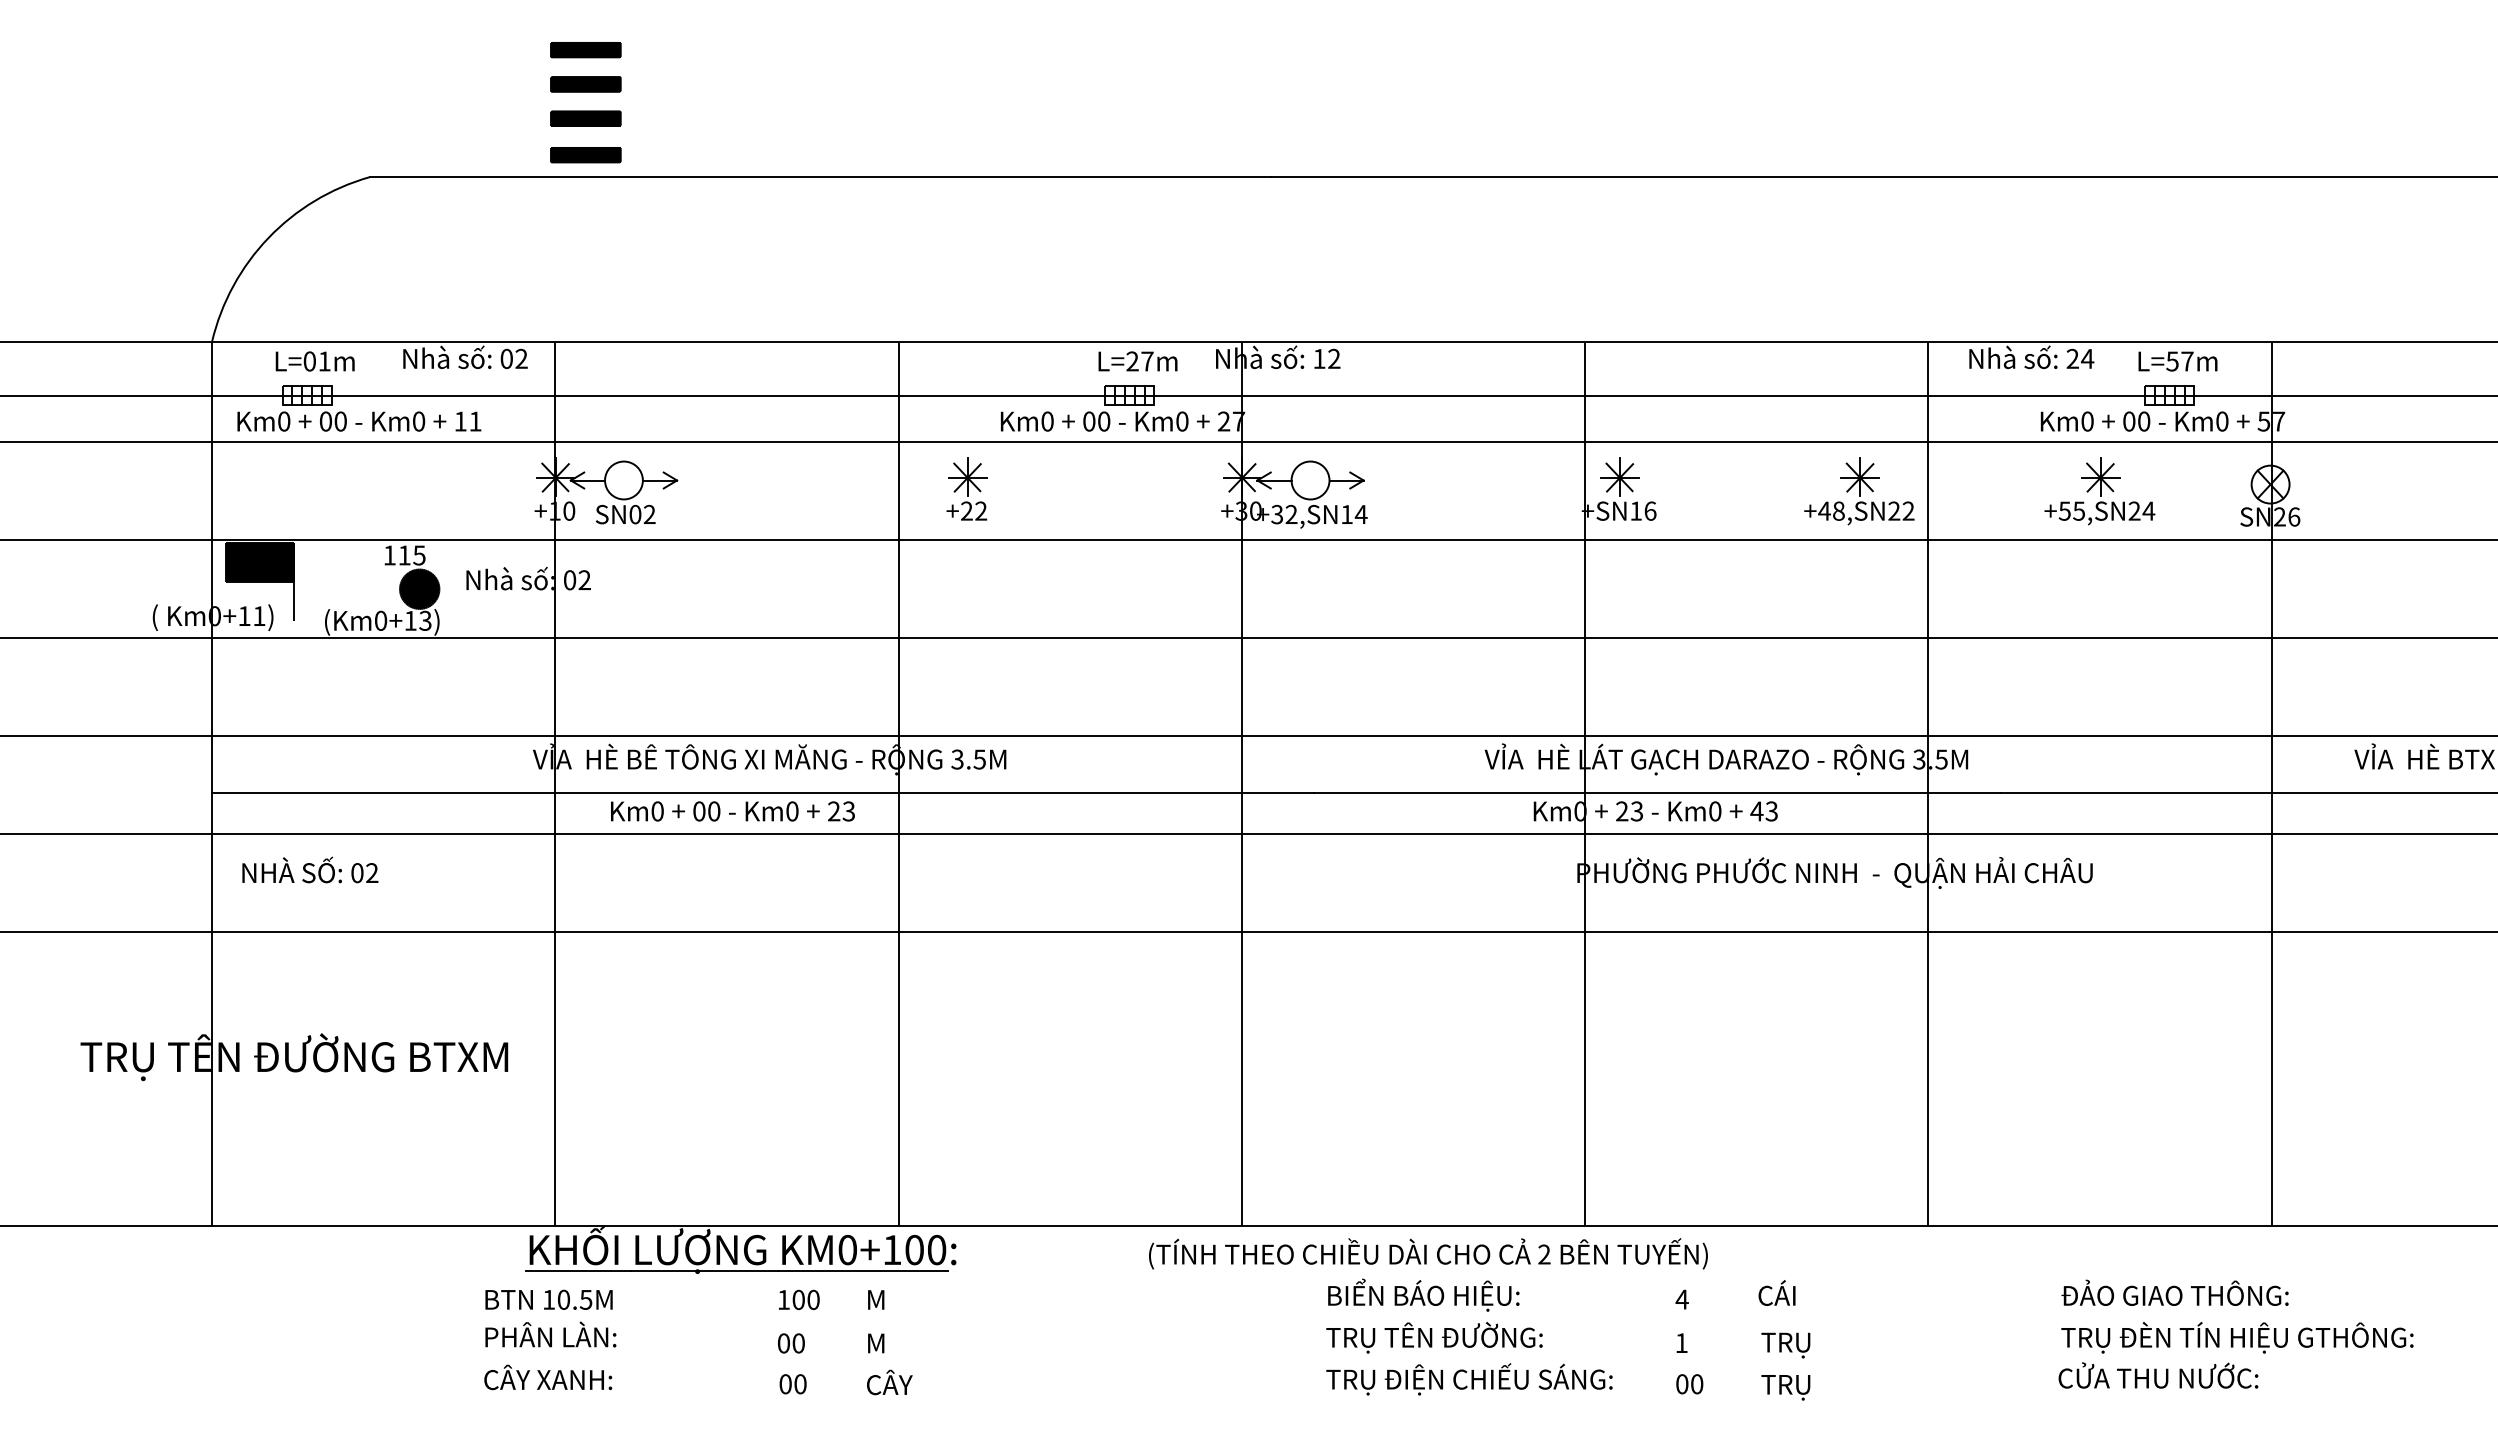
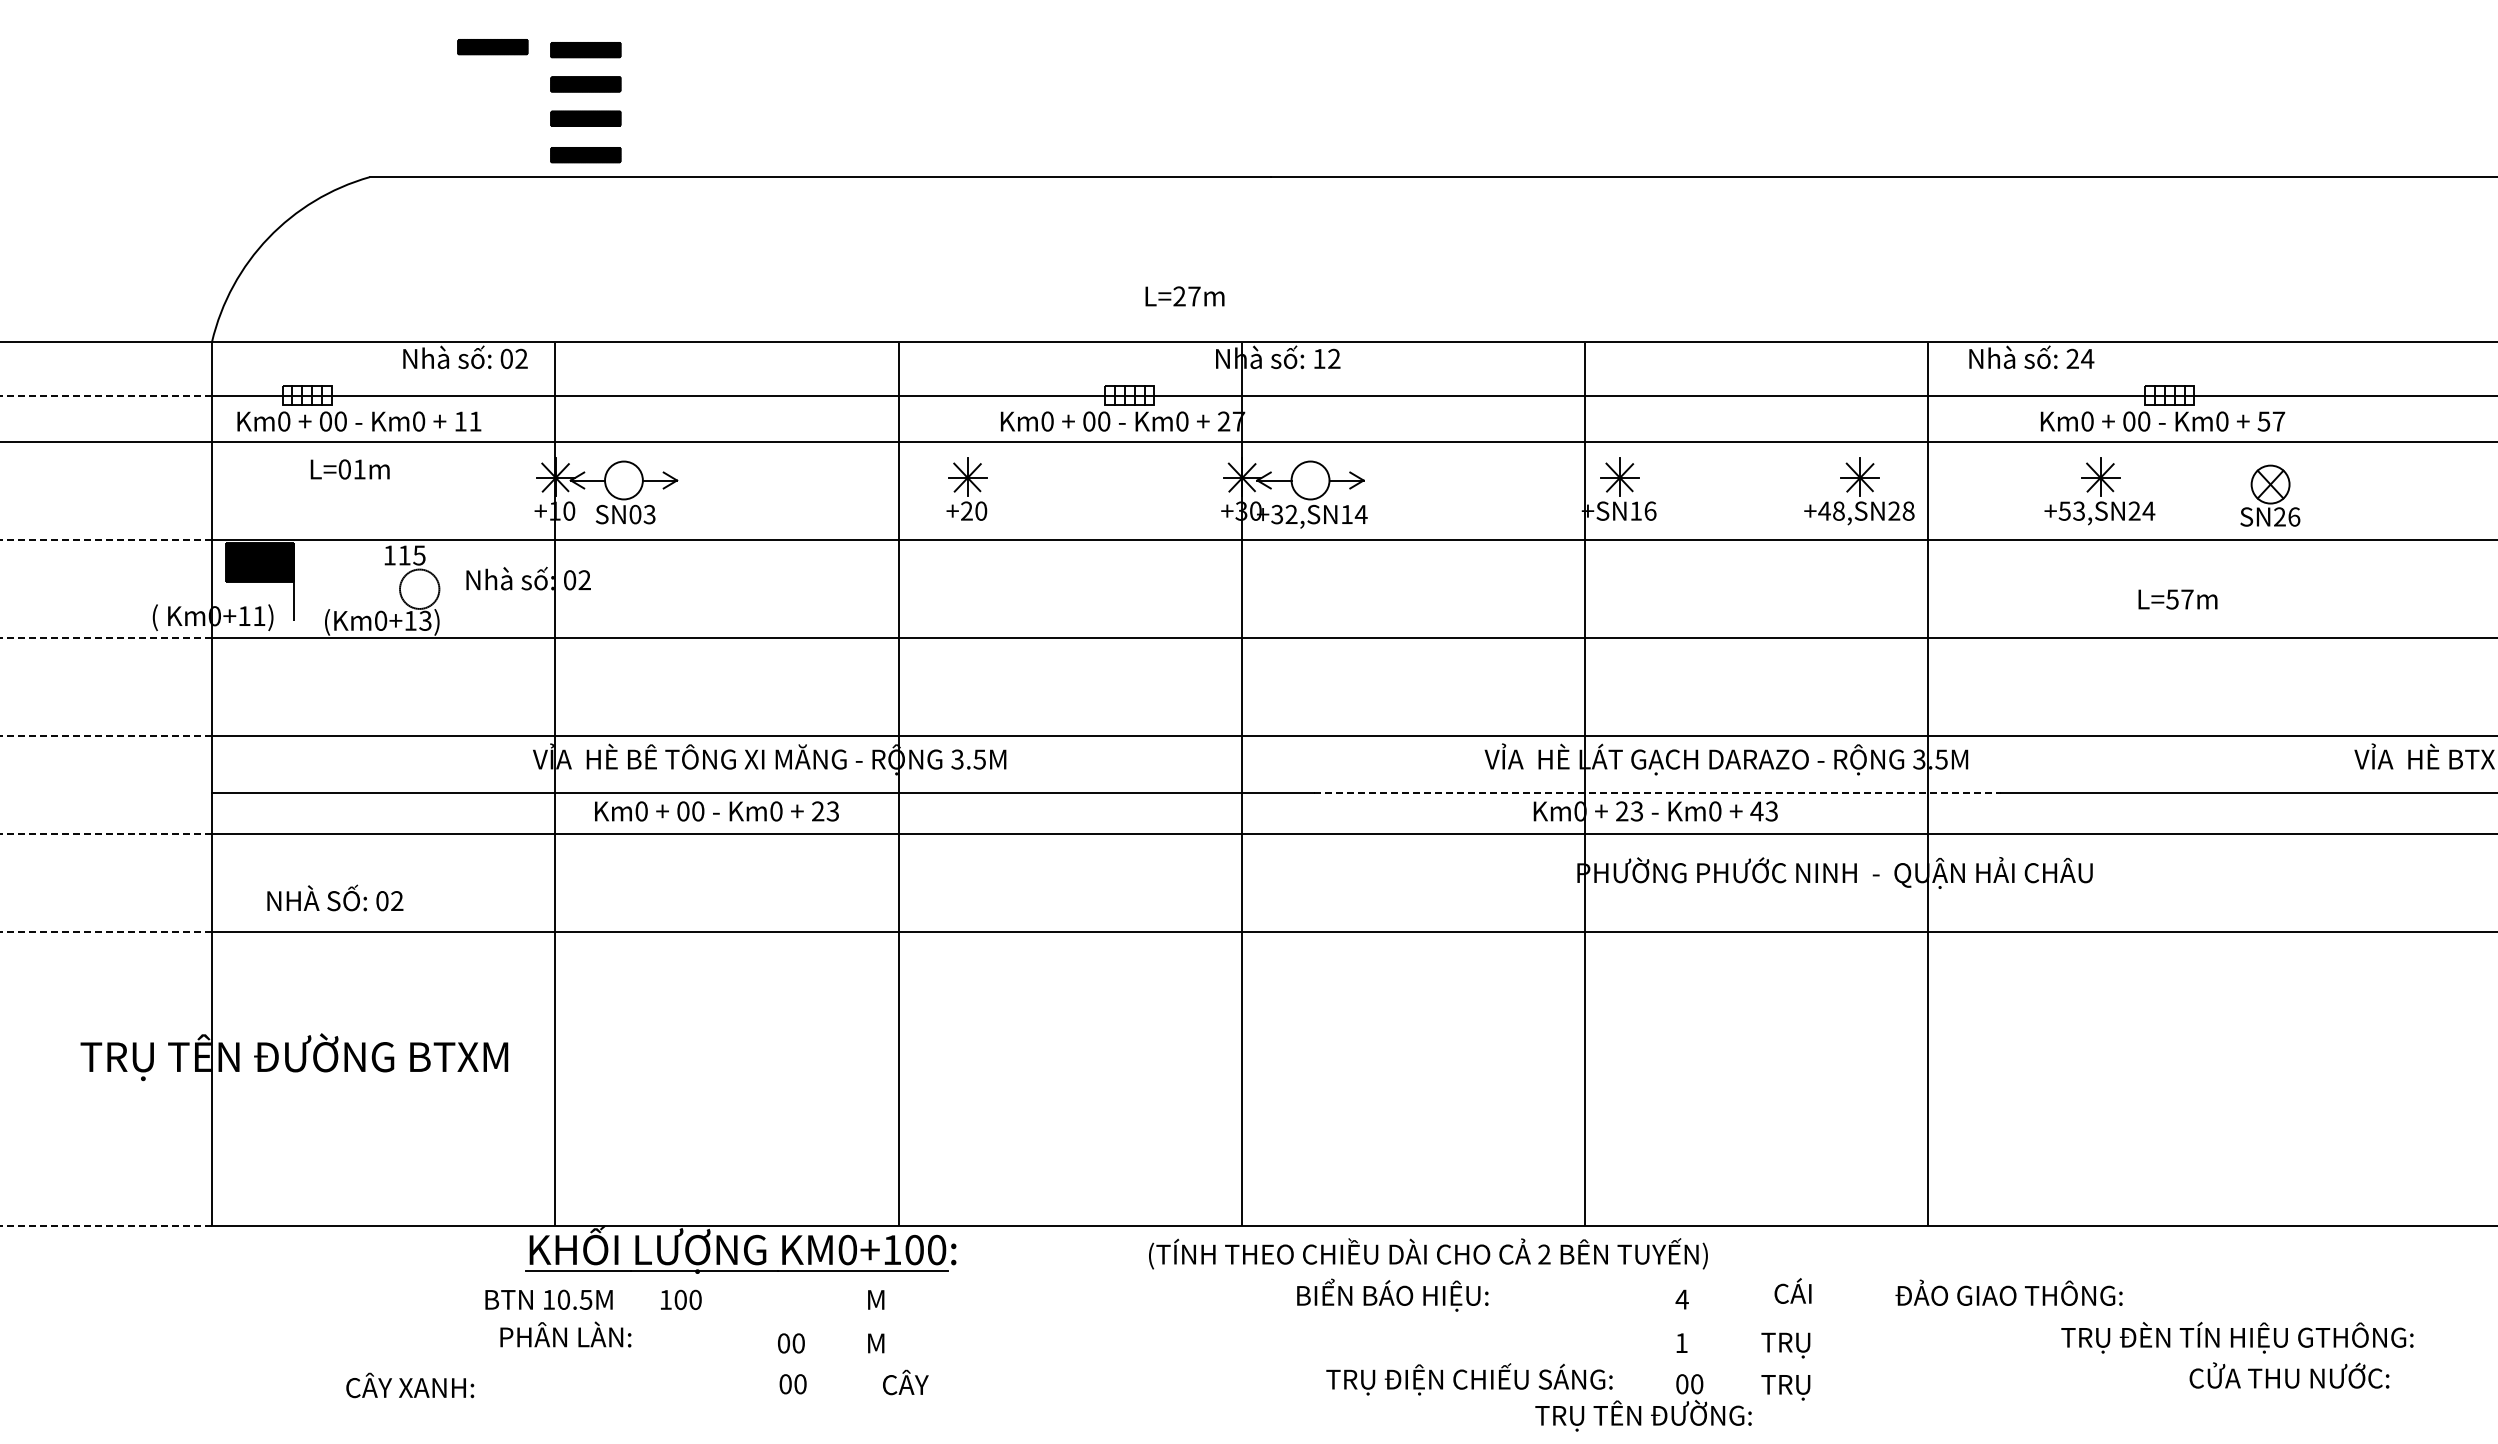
part: none -> present (492, 47)
text position: (314, 361) -> (349, 469) (349, 469)
text position: (1137, 361) -> (1184, 296) (1184, 296)
text position: (2177, 361) -> (2177, 599) (2177, 599)
line: solid -> dashed (106, 395)
text: +22 -> +20 (981, 510)
text: +48,SN22 -> +48,SN28 (1908, 510)
text: +55,SN24 -> +53,SN24 (2078, 510)
text: SN02 -> SN03 (649, 514)
line: solid -> dashed (106, 539)
fill: present -> none (419, 588)
line: solid -> dashed (106, 637)
line: solid -> dashed (106, 735)
line: present -> none (2271, 784)
line: solid -> dashed (1658, 793)
text position: (732, 811) -> (716, 811) (716, 811)
line: solid -> dashed (106, 833)
text position: (310, 869) -> (335, 897) (335, 897)
line: solid -> dashed (106, 932)
line: solid -> dashed (106, 1226)
text position: (1776, 1292) -> (1792, 1290) (1792, 1290)
text position: (2174, 1292) -> (2008, 1292) (2008, 1292)
text position: (1423, 1294) -> (1392, 1294) (1392, 1294)
text position: (799, 1299) -> (681, 1299) (681, 1299)
text position: (550, 1334) -> (565, 1334) (565, 1334)
text position: (1434, 1337) -> (1643, 1415) (1643, 1415)
text position: (2158, 1375) -> (2289, 1375) (2289, 1375)
text position: (548, 1377) -> (410, 1385) (410, 1385)
text position: (889, 1382) -> (905, 1382) (905, 1382)
